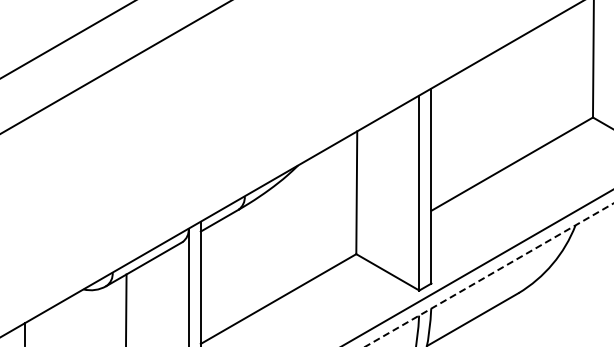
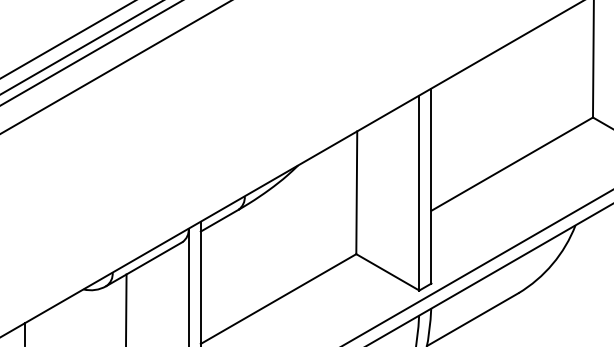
line: none -> present (81, 47)
line: none -> present (90, 53)
line: dashed -> solid (488, 275)
